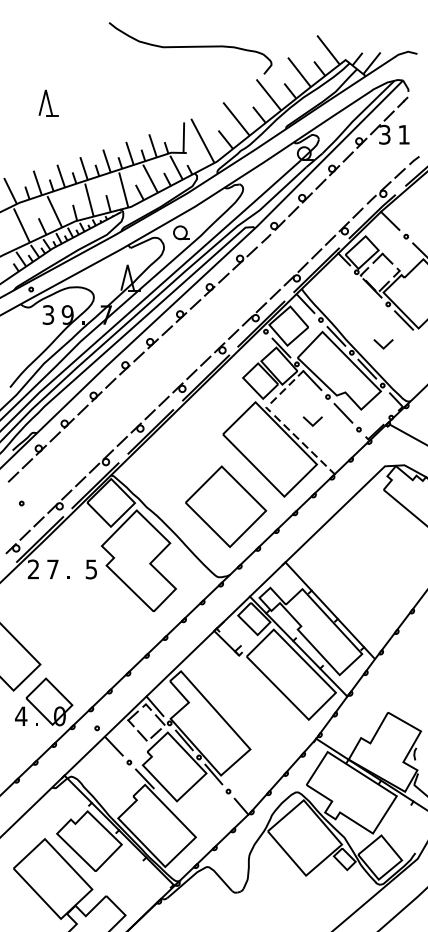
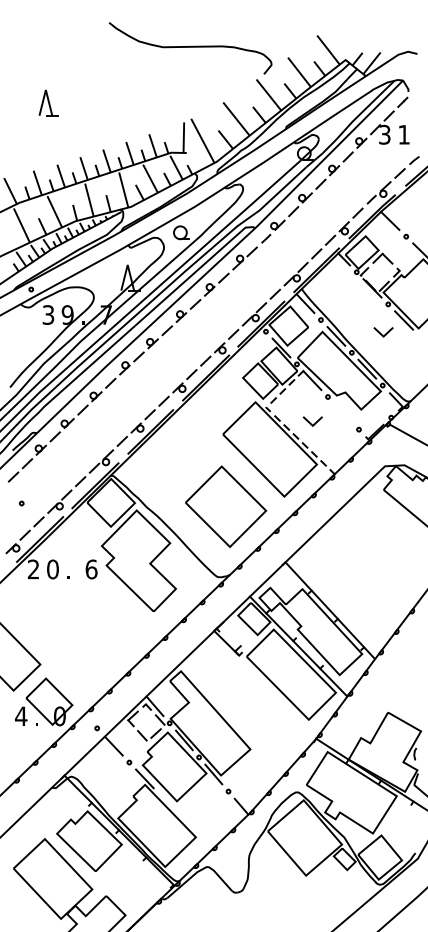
line position: (381, 345) -> (381, 333) (381, 333)
line: present -> none (343, 413)
text: 7 -> 0 (52, 569)
text: 5 -> 6 (91, 569)
